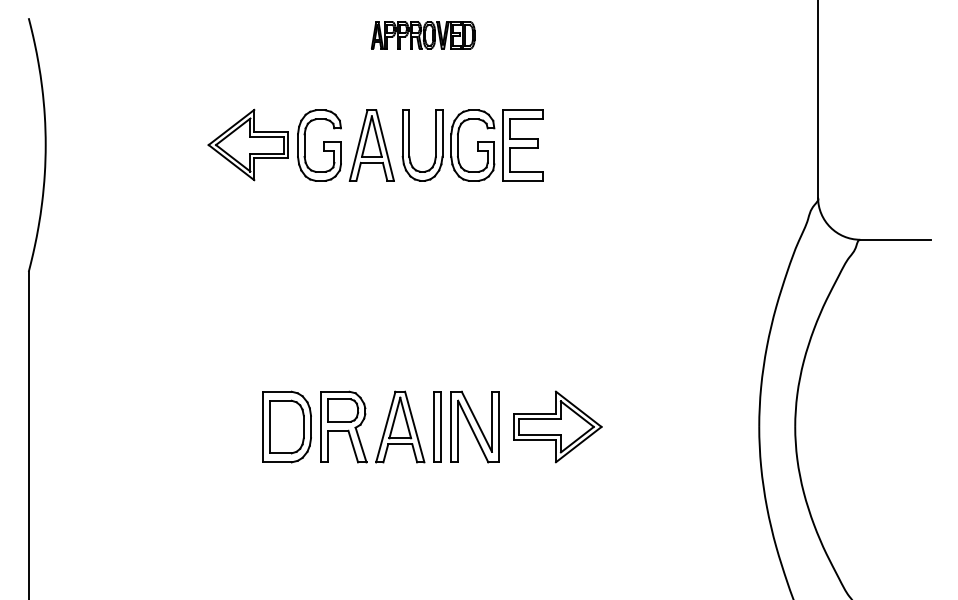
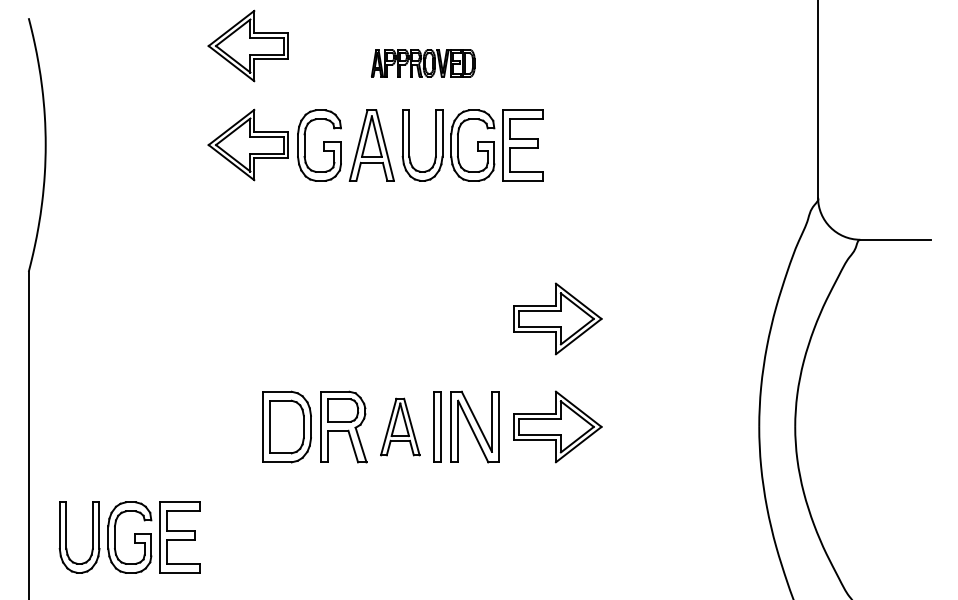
part position: (423, 35) -> (423, 63) (423, 63)
part: none -> present (247, 45)
part: none -> present (557, 318)
part size: 51x74 px -> 41x60 px (400, 426)
part: none -> present (129, 537)
